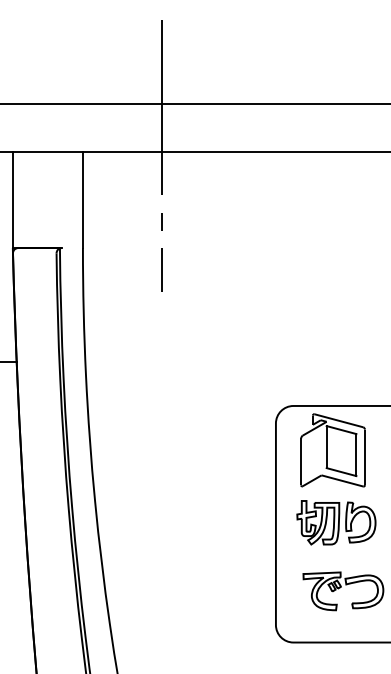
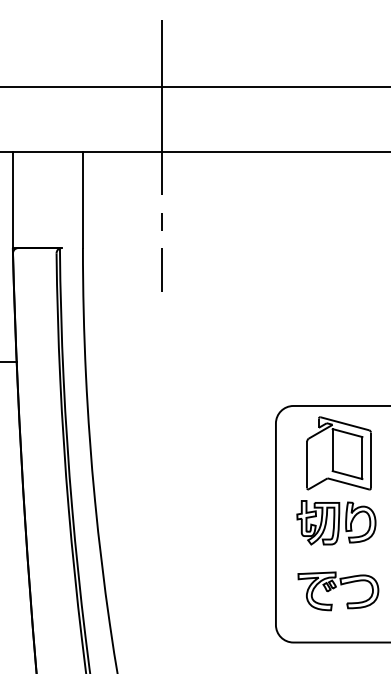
line position: (194, 103) -> (194, 86) (194, 86)
part position: (332, 450) -> (338, 453) (338, 453)
part position: (343, 591) -> (338, 591) (338, 591)
